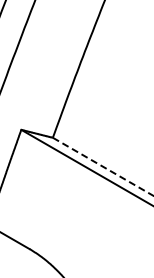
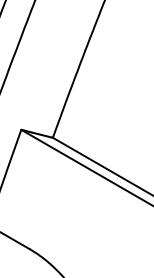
line: dashed -> solid (103, 166)
